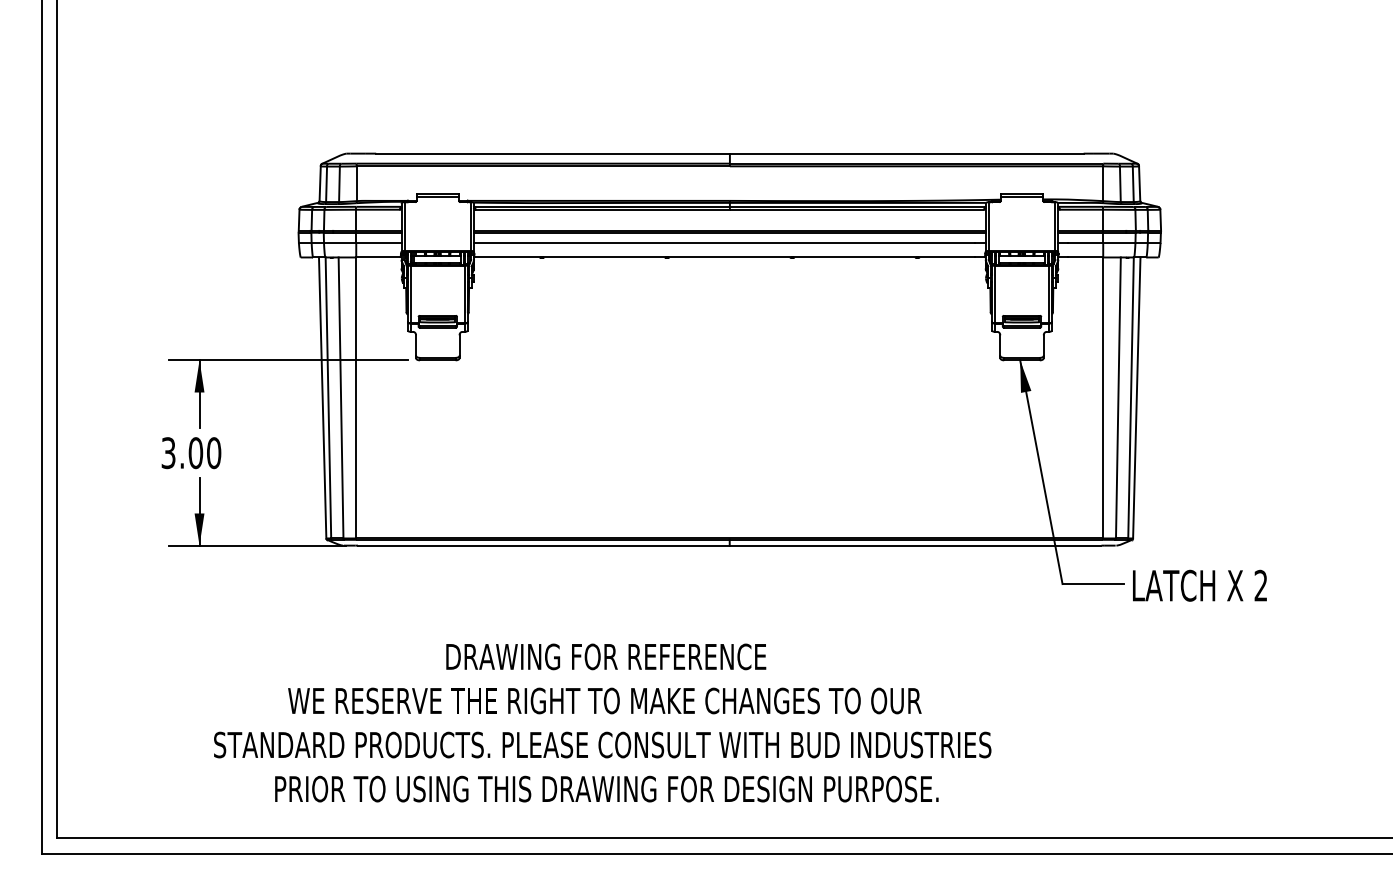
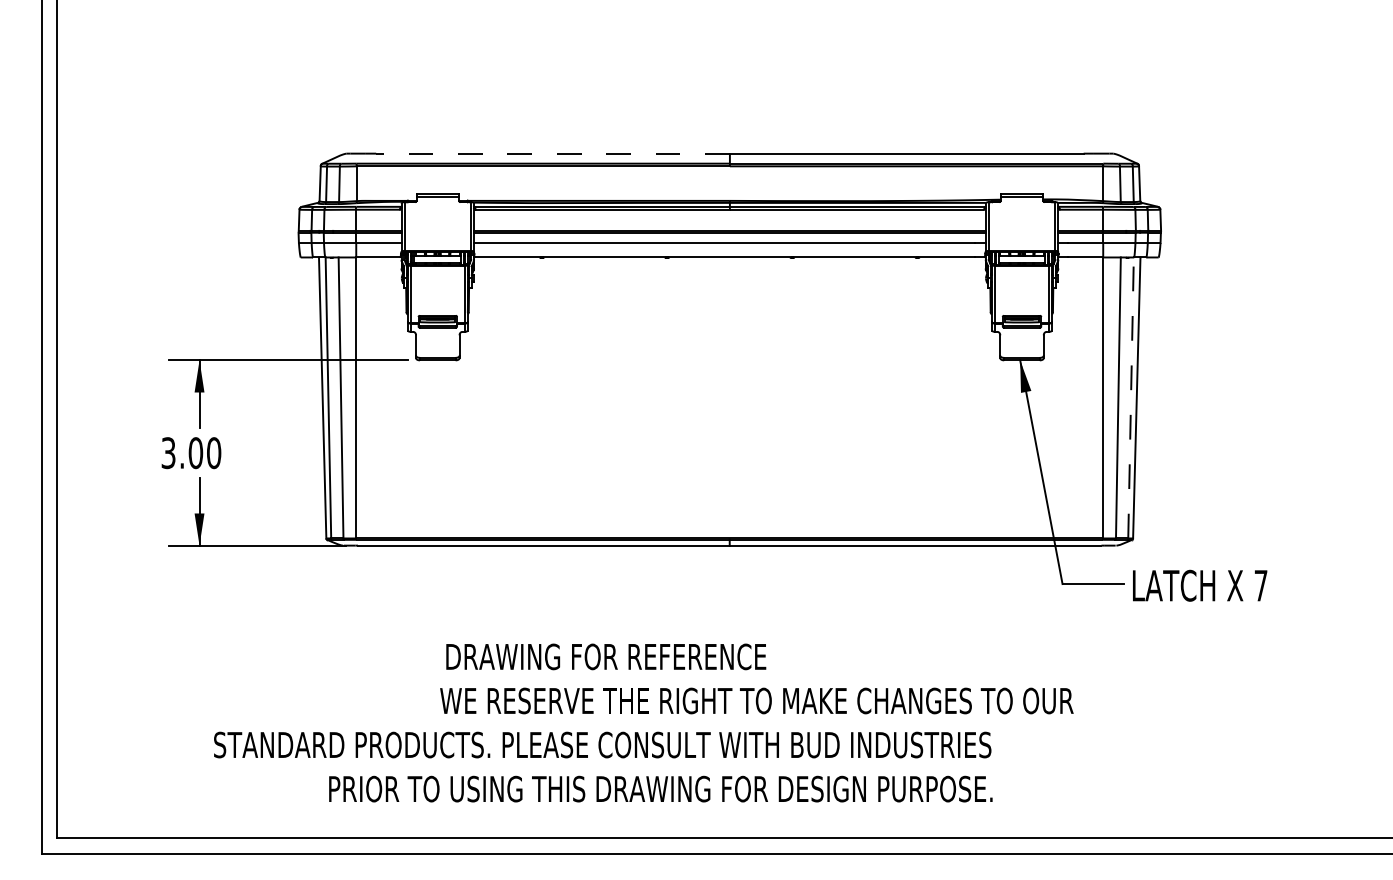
line: solid -> dashed (553, 153)
line: solid -> dashed (1131, 397)
text: 2 -> 7 (1260, 585)
text position: (604, 700) -> (756, 700) (756, 700)
text position: (606, 788) -> (660, 788) (660, 788)
